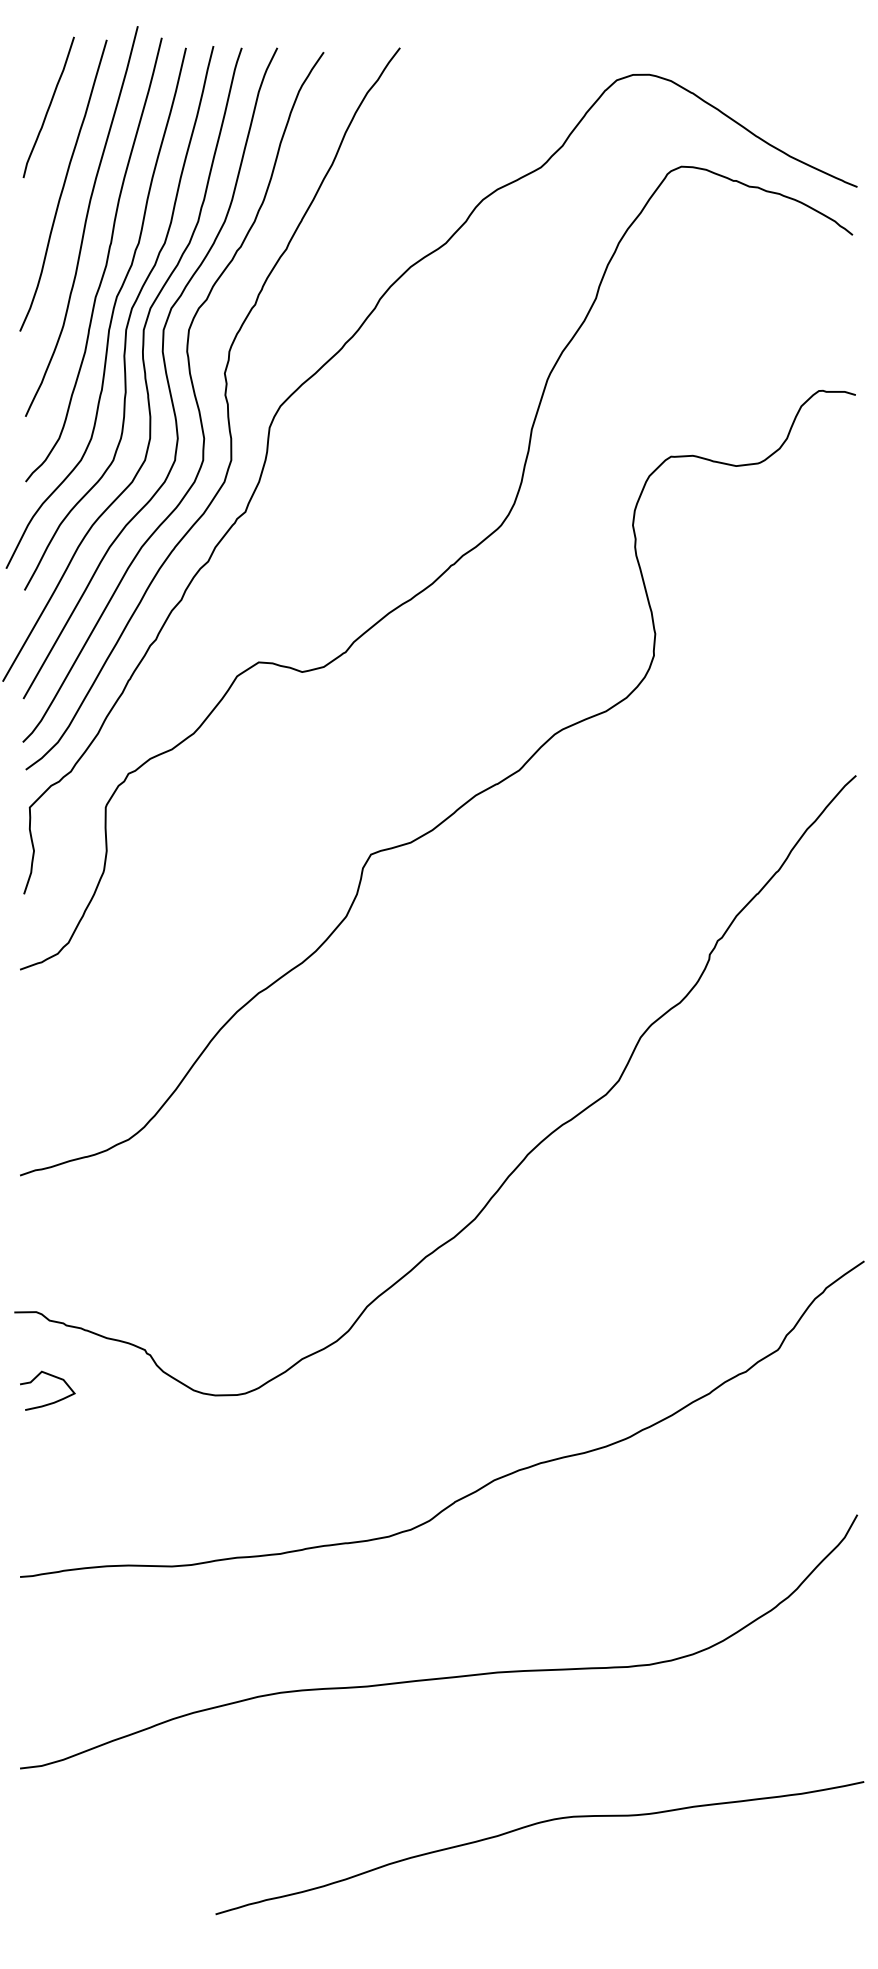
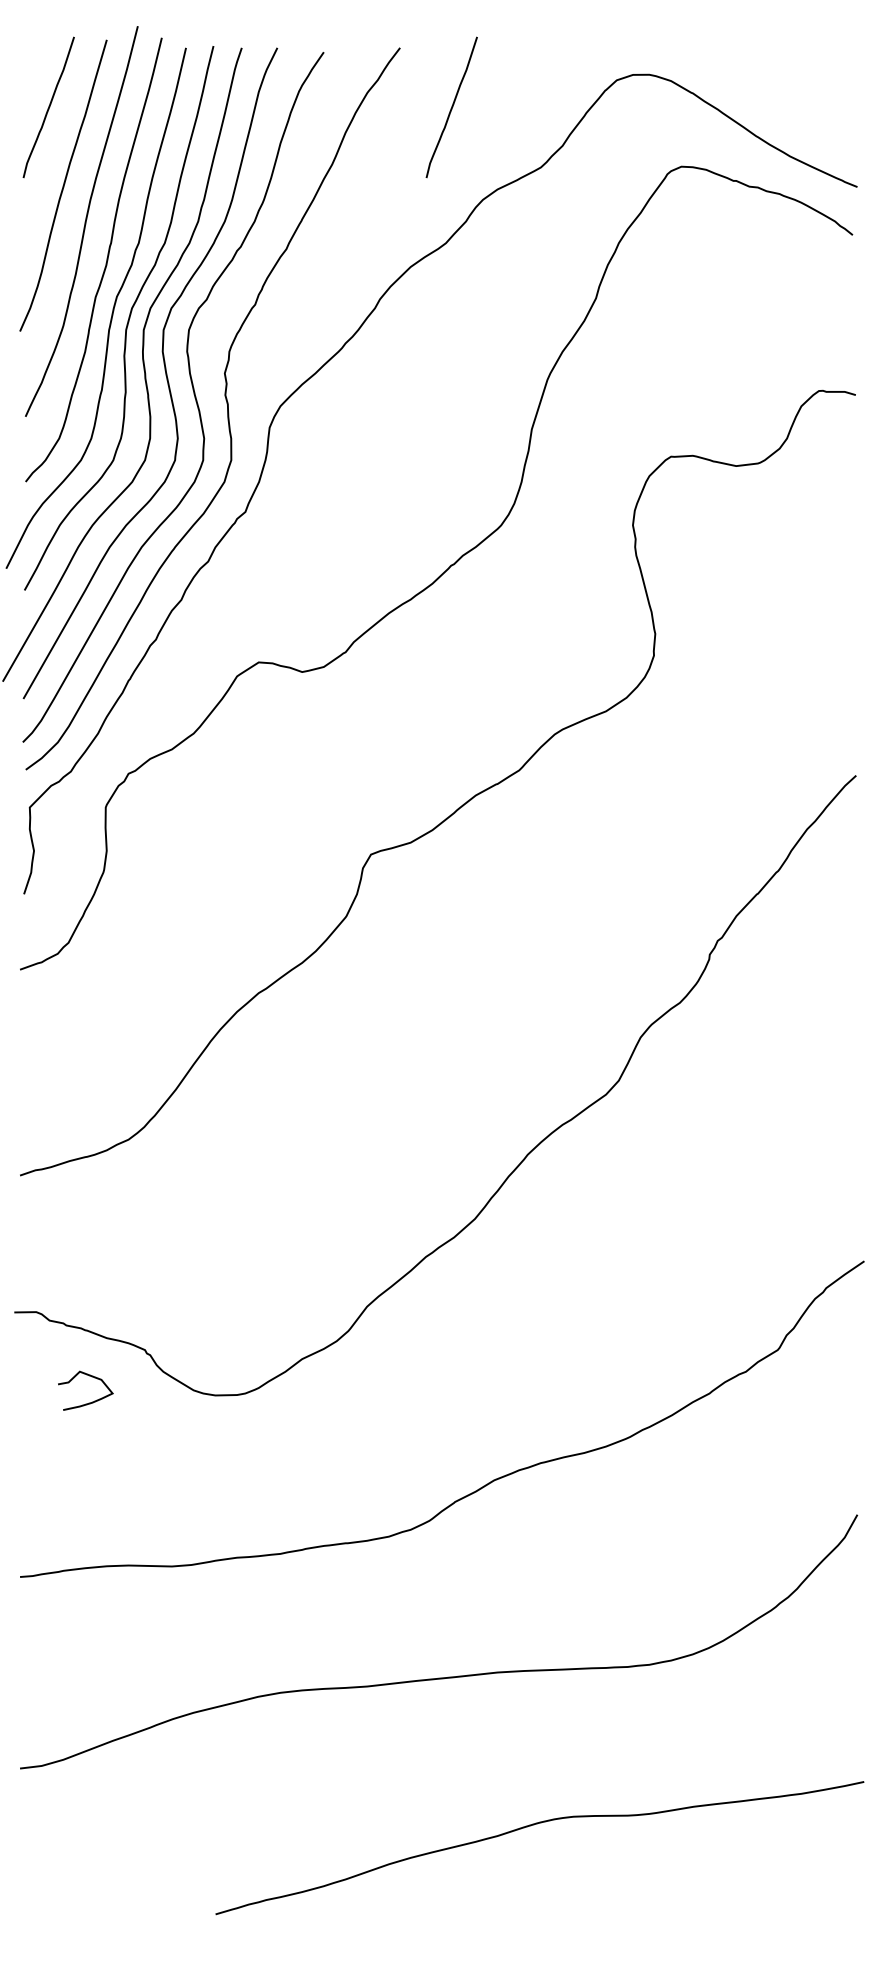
curve: none -> present (451, 107)
curve position: (50, 1402) -> (88, 1402) (88, 1402)
